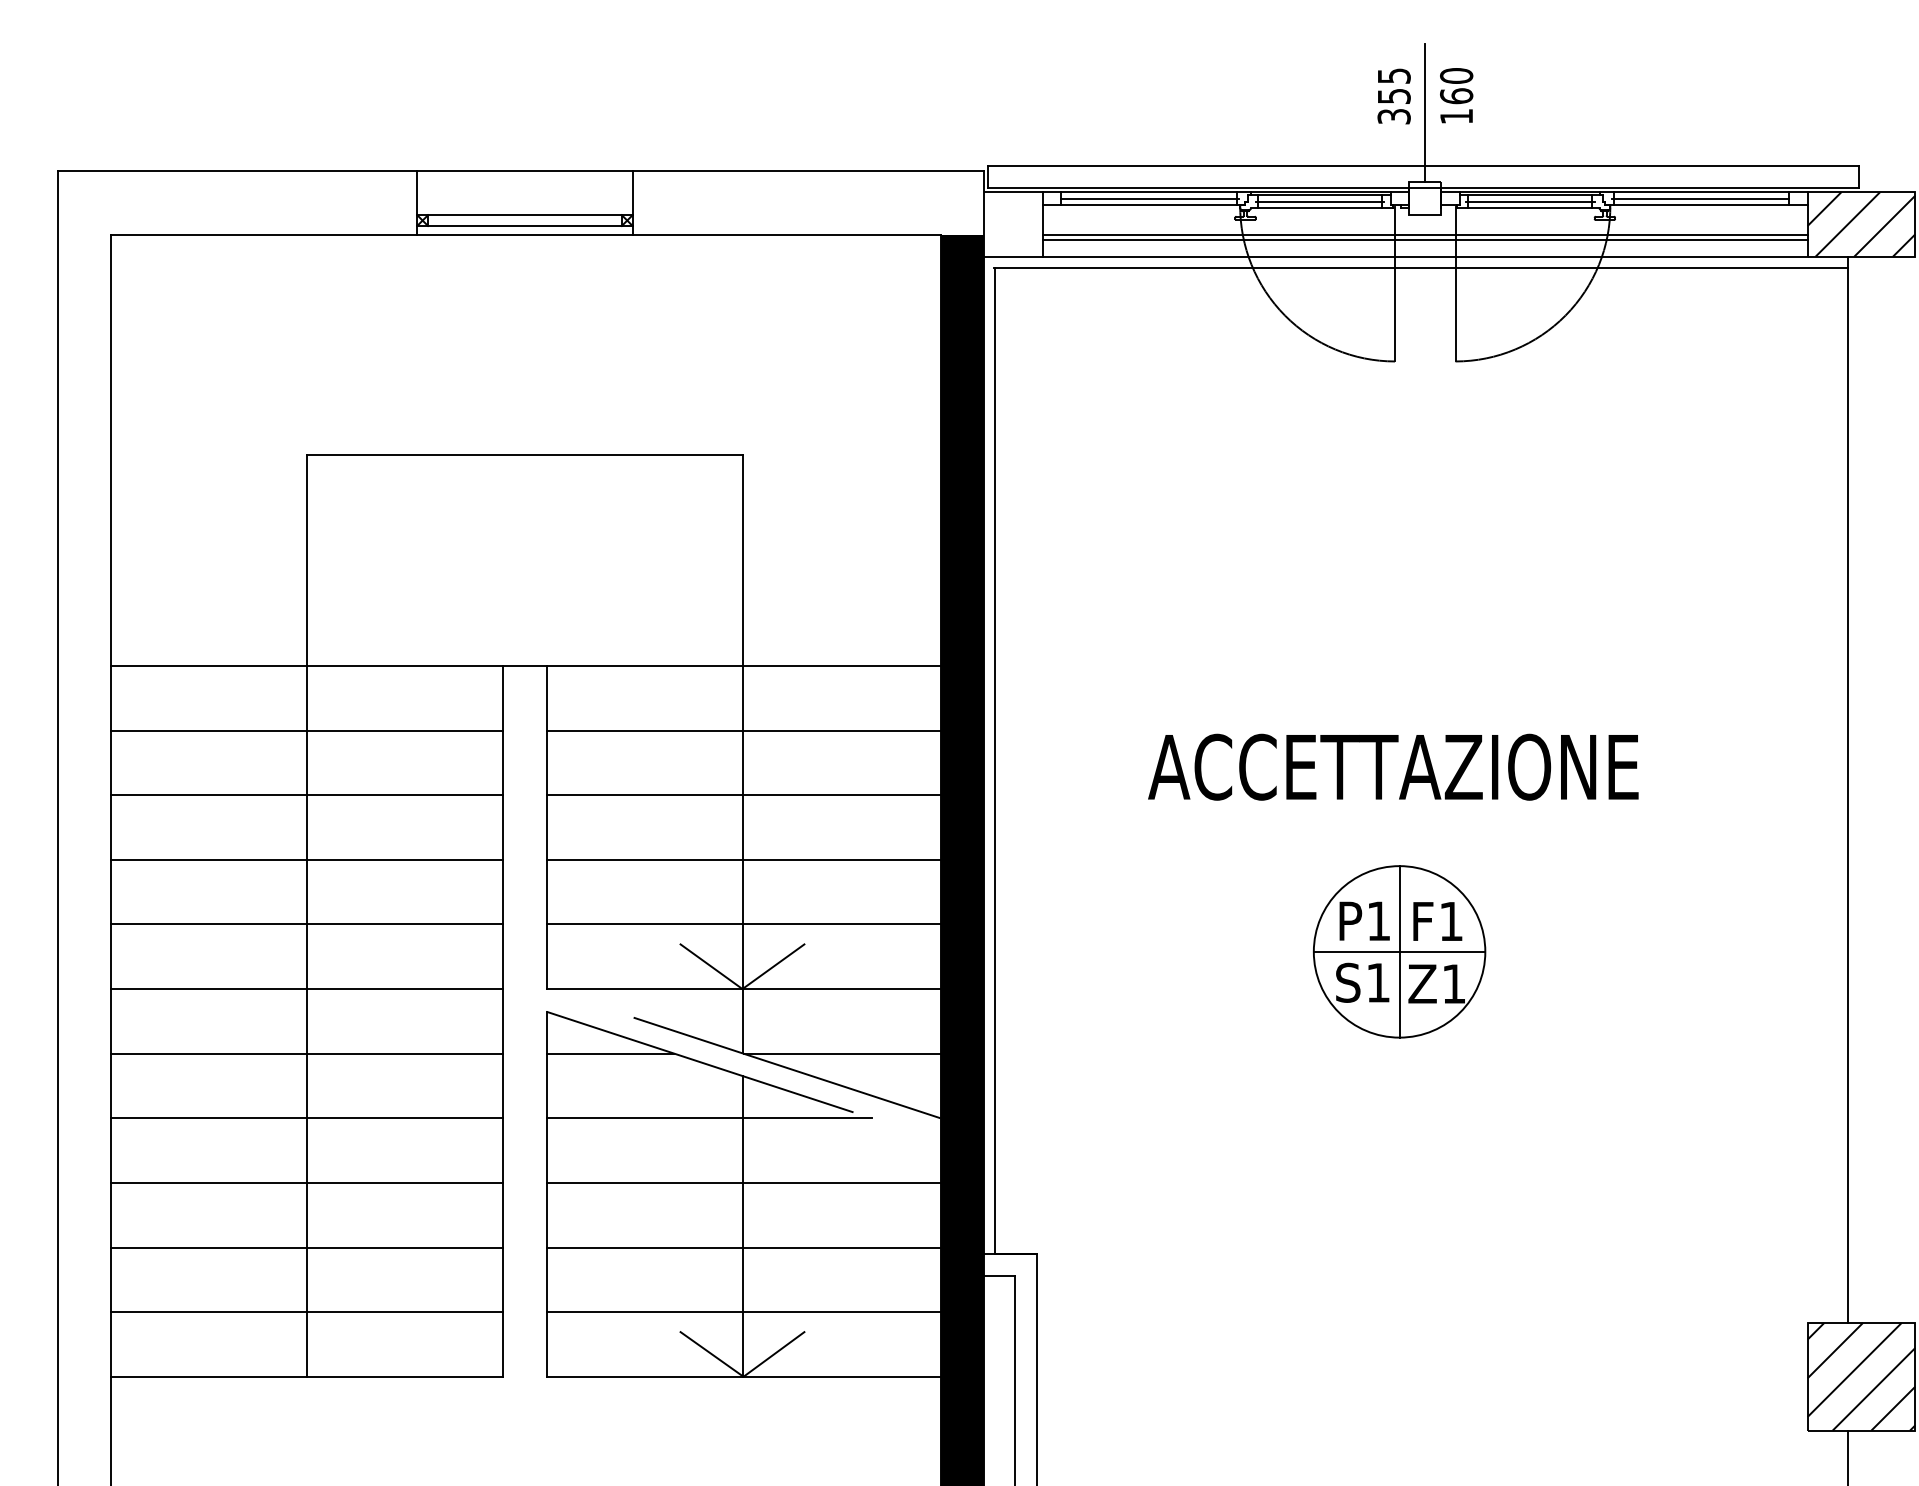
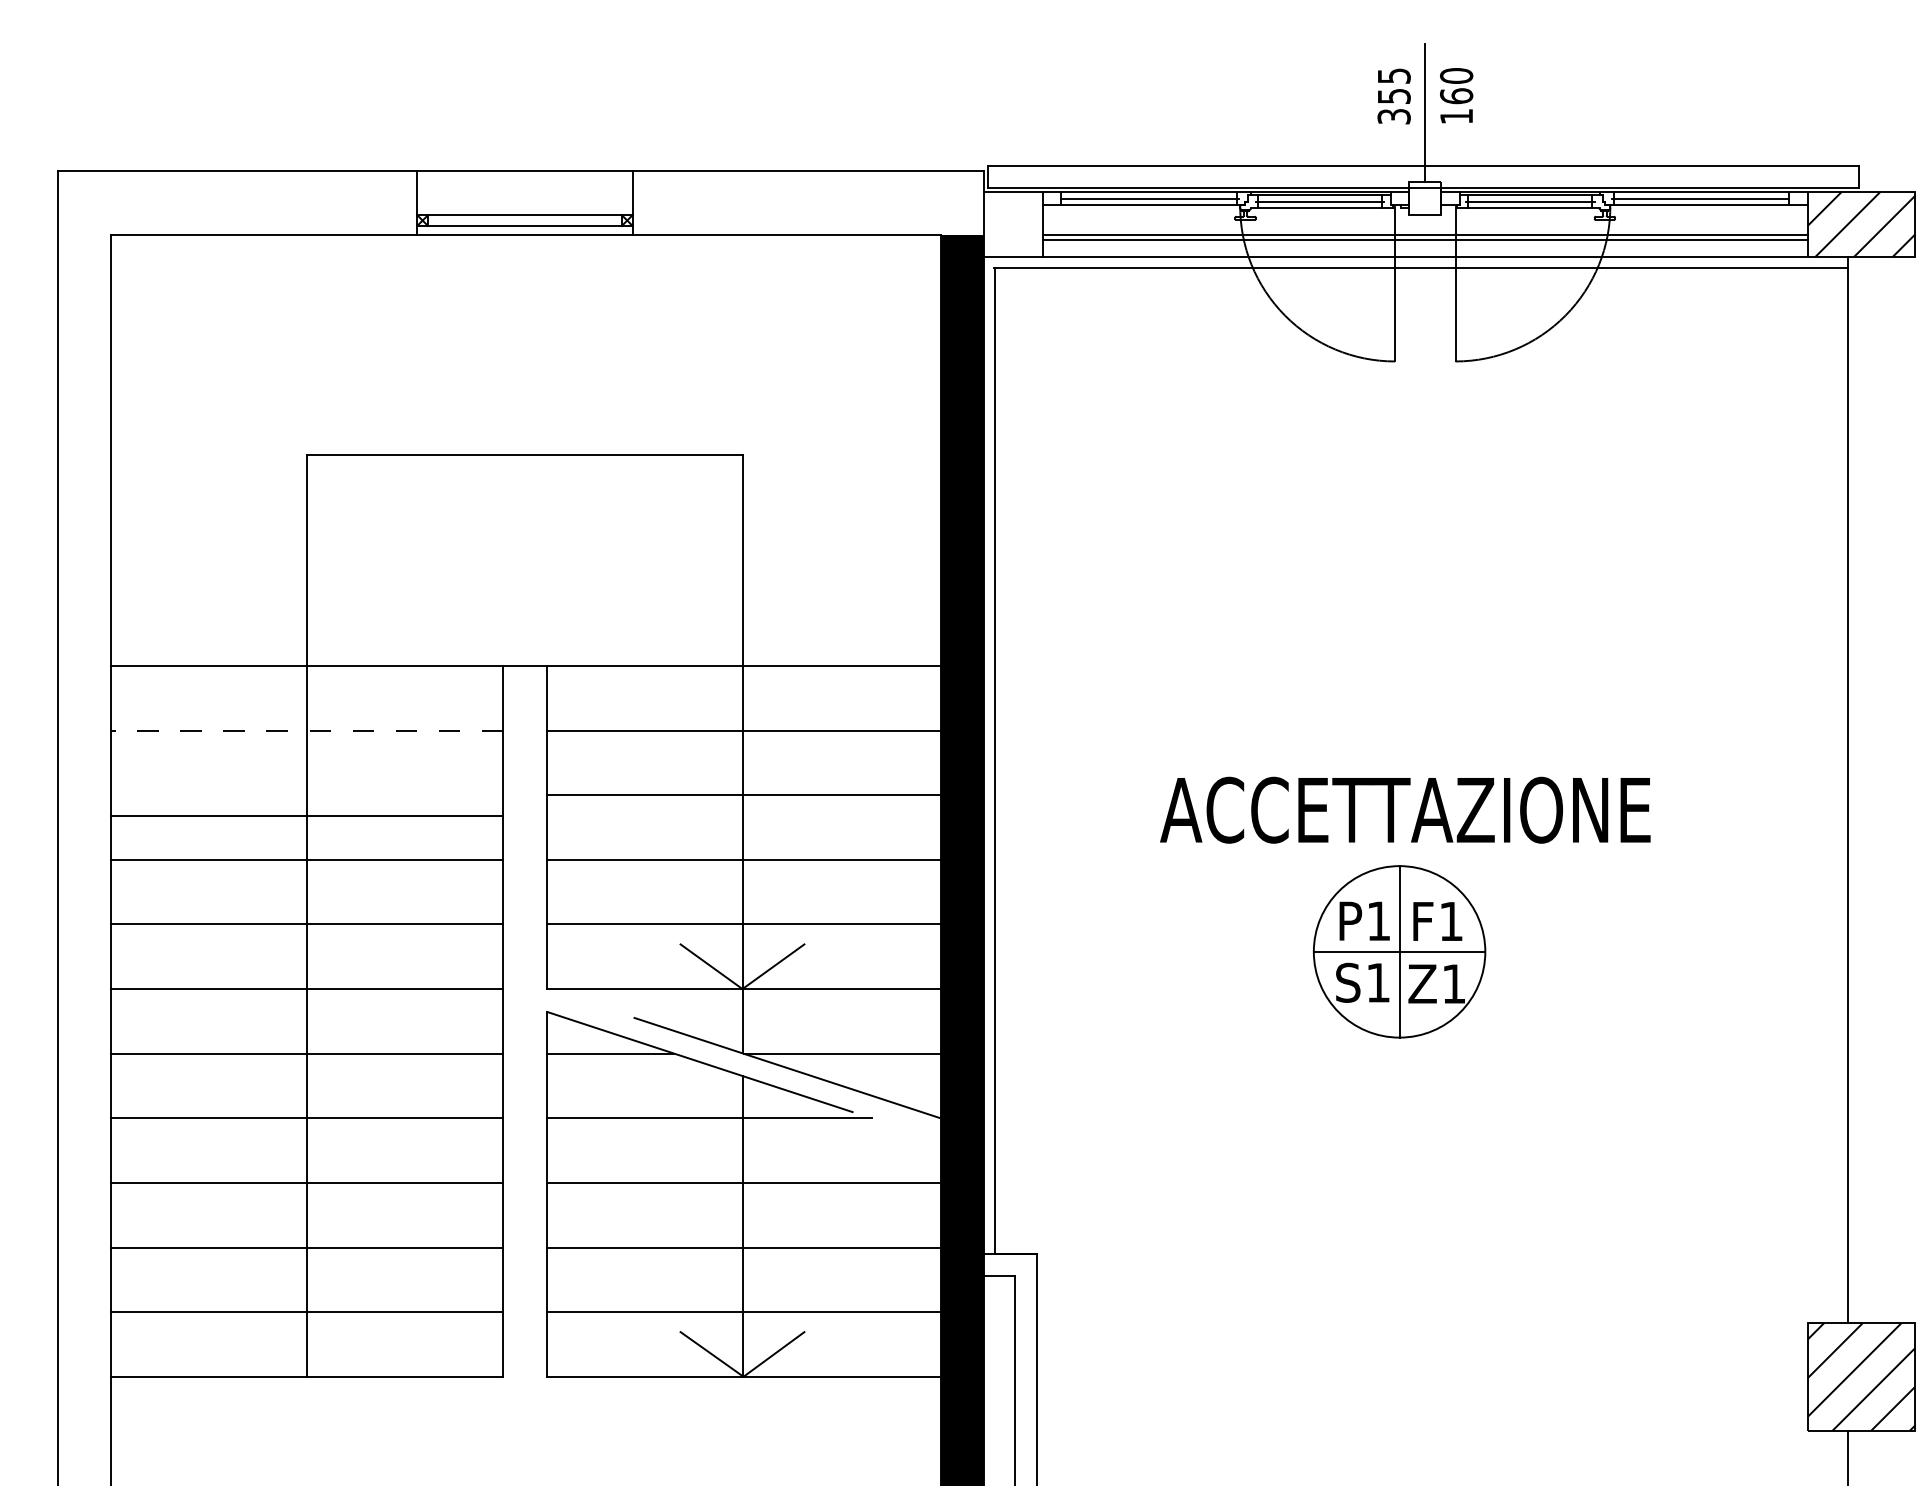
line: solid -> dashed (306, 730)
text position: (1393, 766) -> (1405, 809) (1405, 809)
line position: (307, 795) -> (307, 816) (307, 816)
